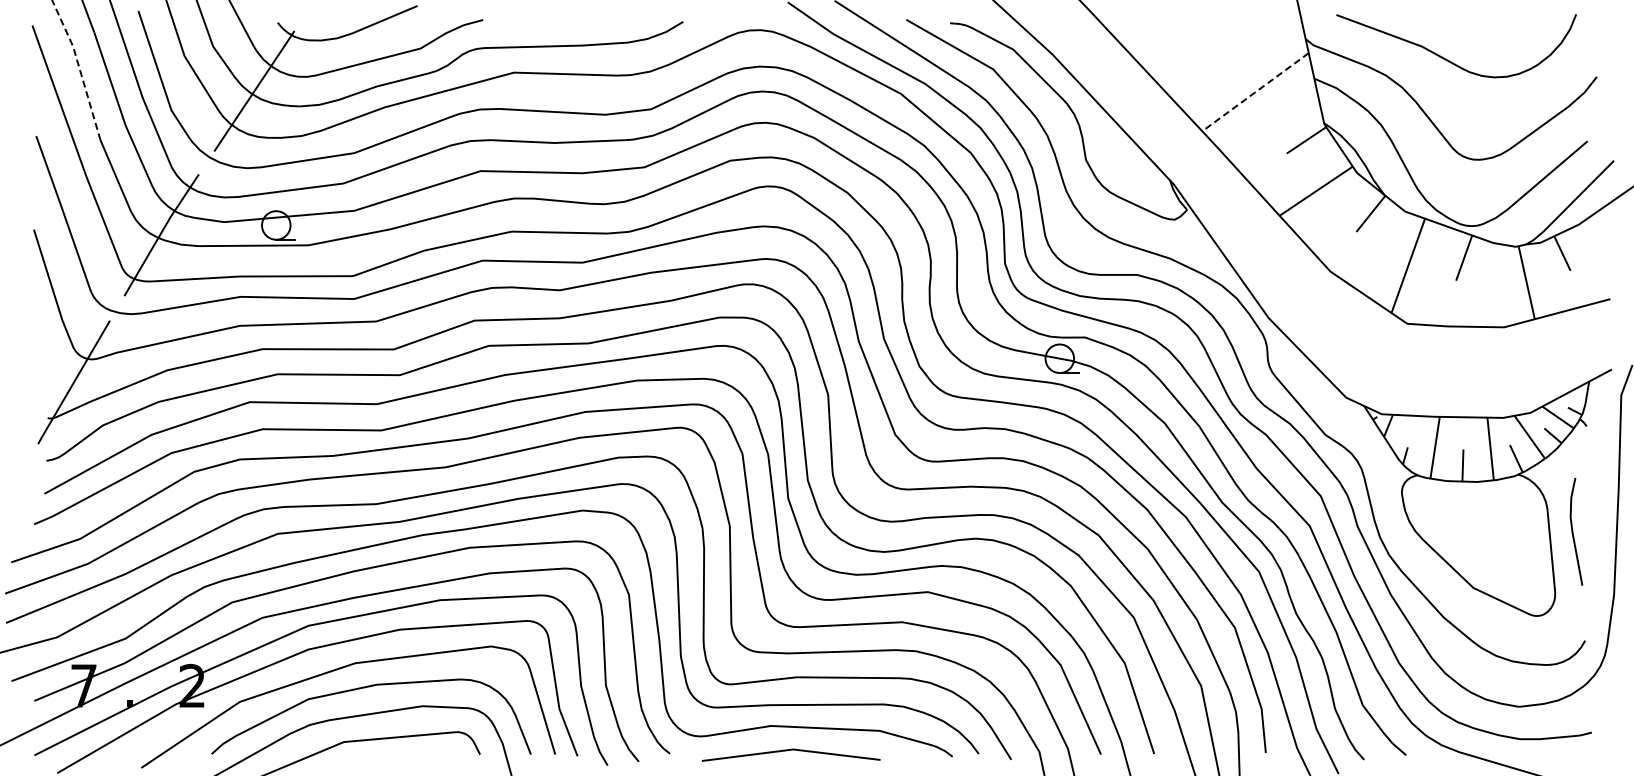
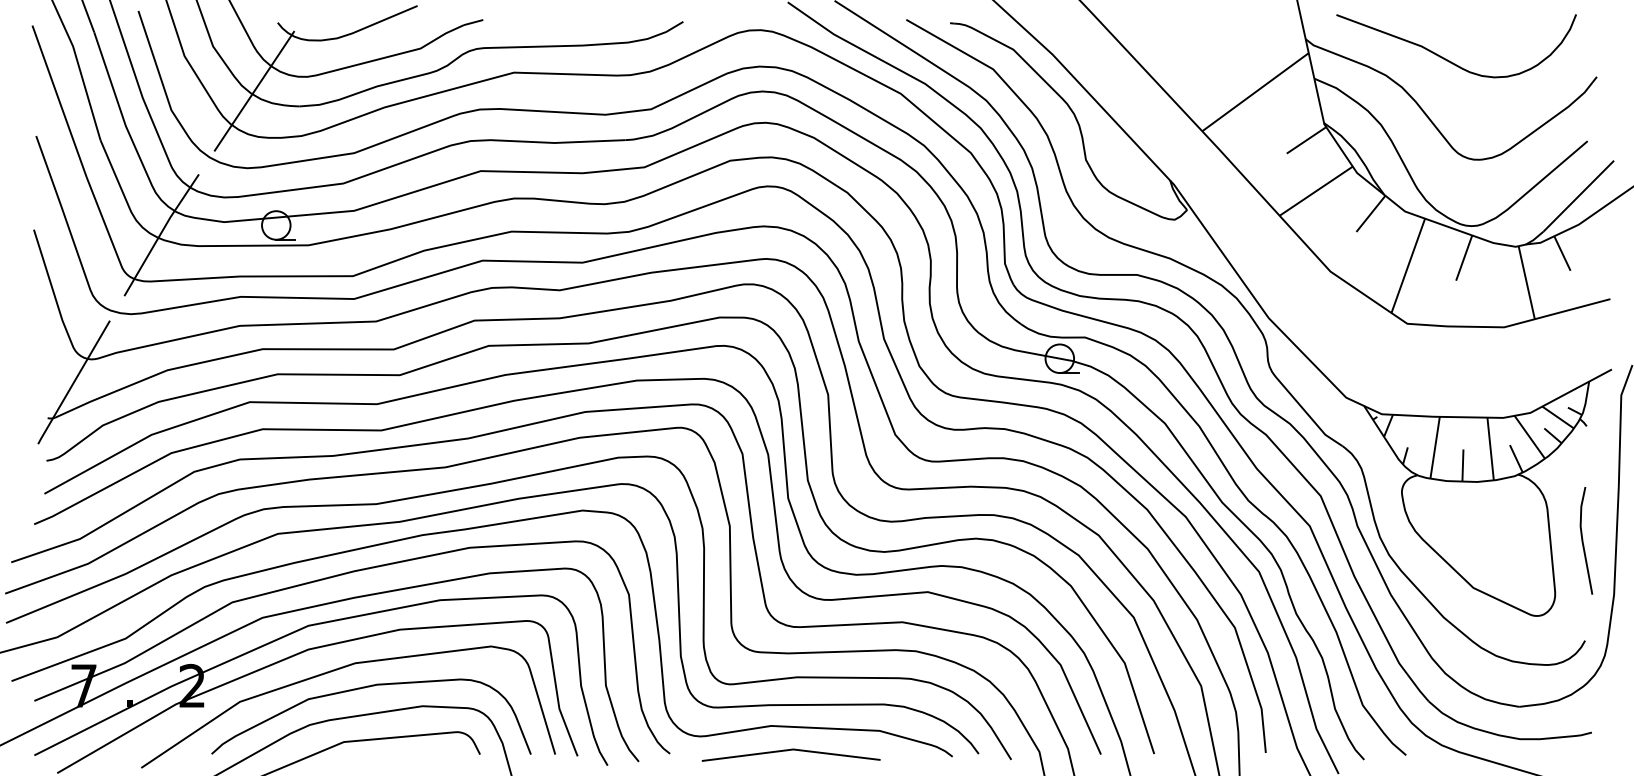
line: dashed -> solid (79, 68)
line: dashed -> solid (1255, 92)
line position: (1573, 531) -> (1583, 540) (1583, 540)
